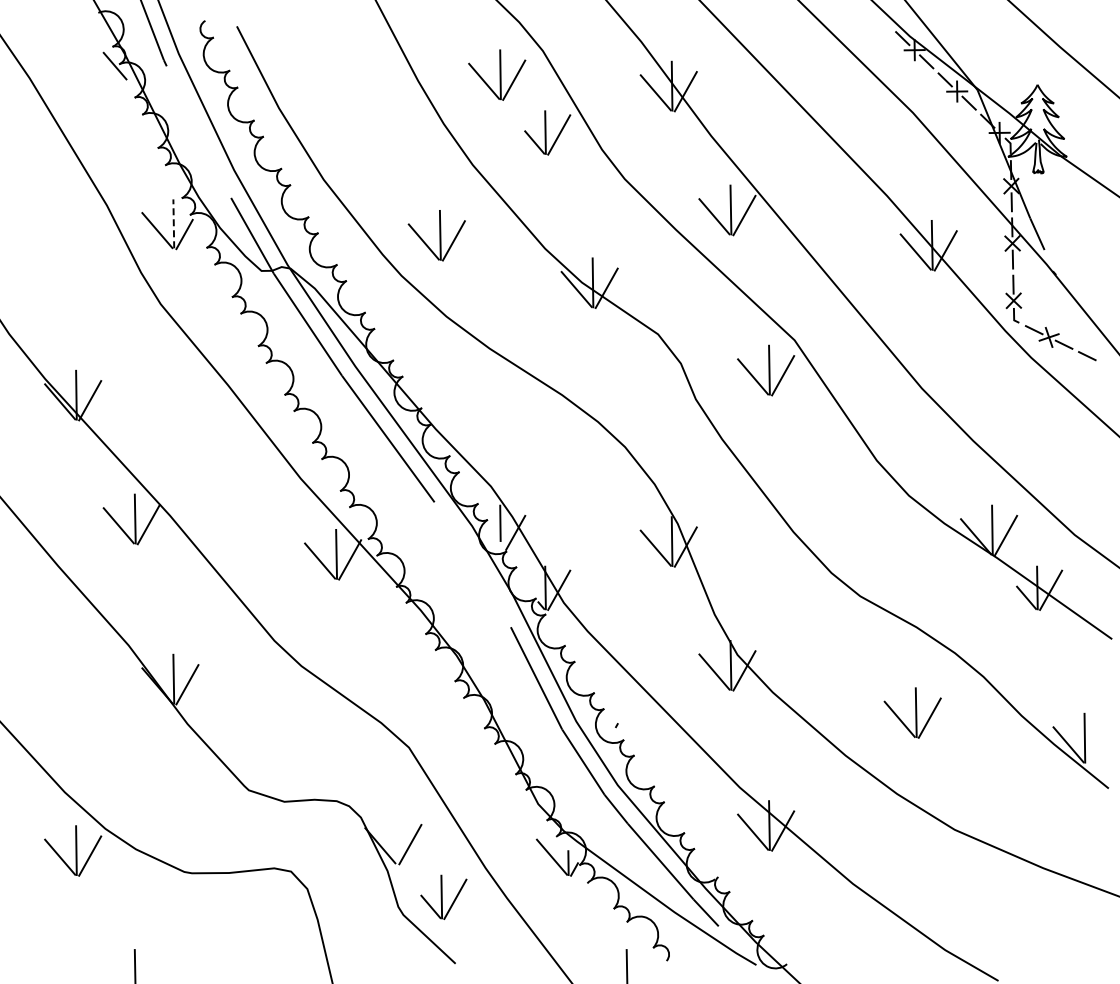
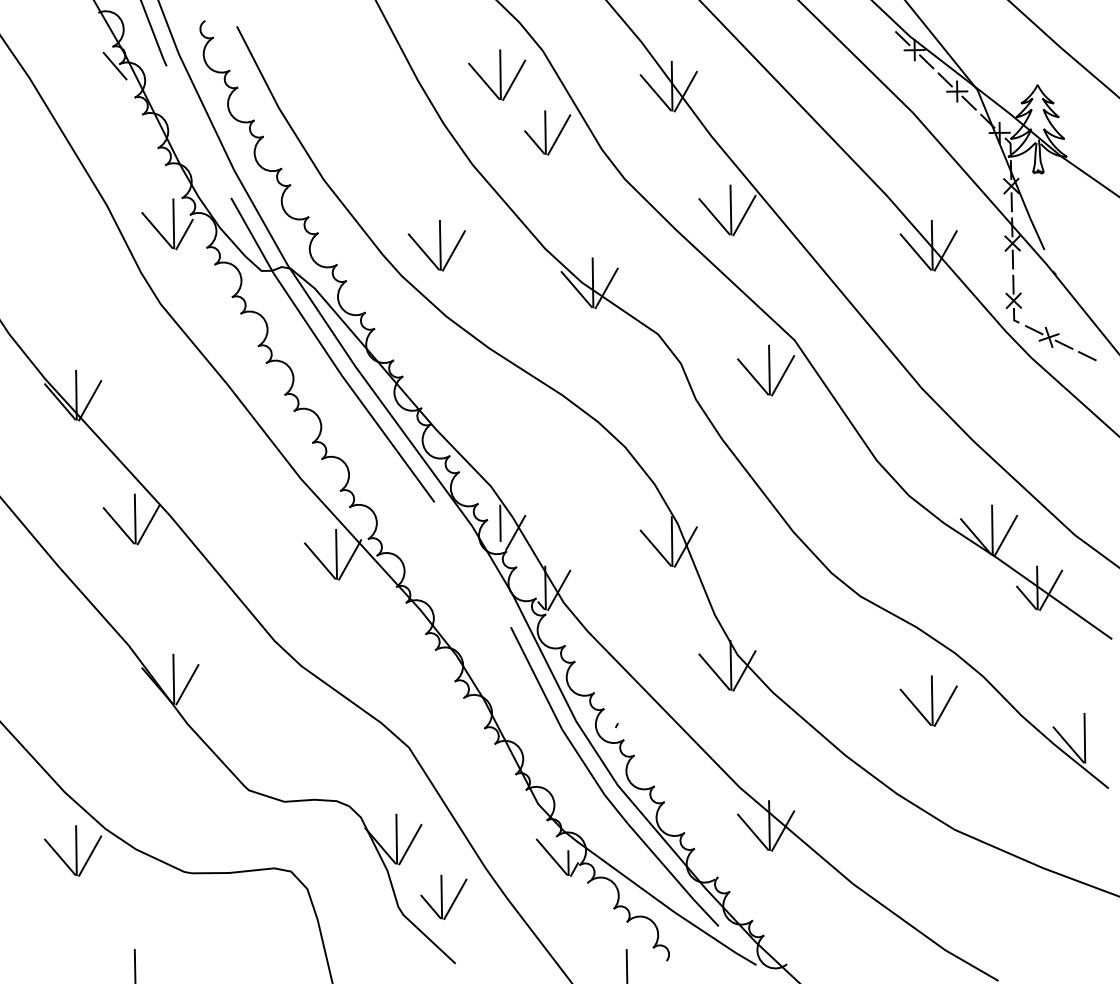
line: dashed -> solid (173, 223)
part position: (436, 235) -> (436, 245) (436, 245)
part position: (912, 712) -> (928, 700) (928, 700)
line: none -> present (396, 838)
